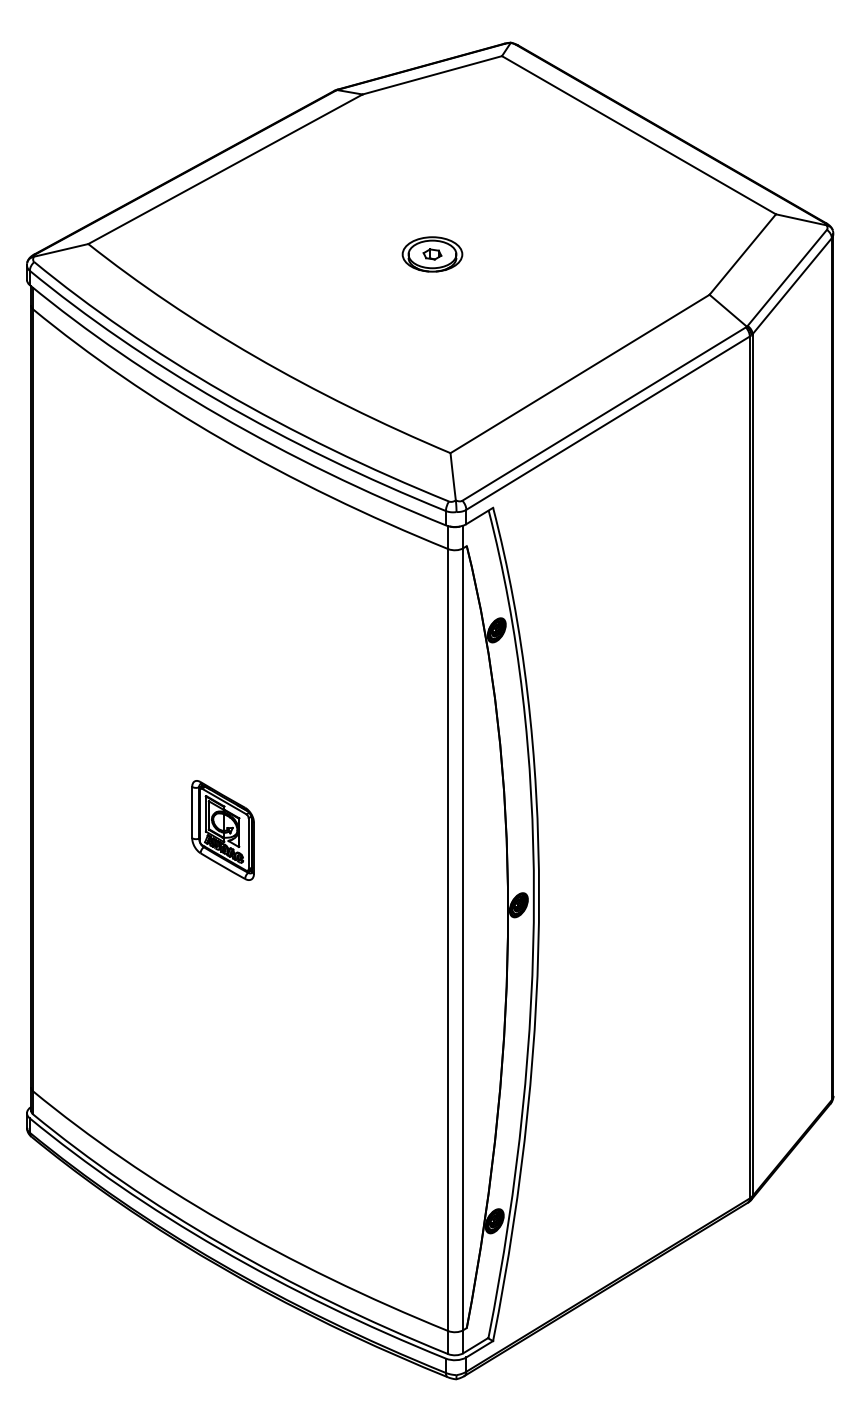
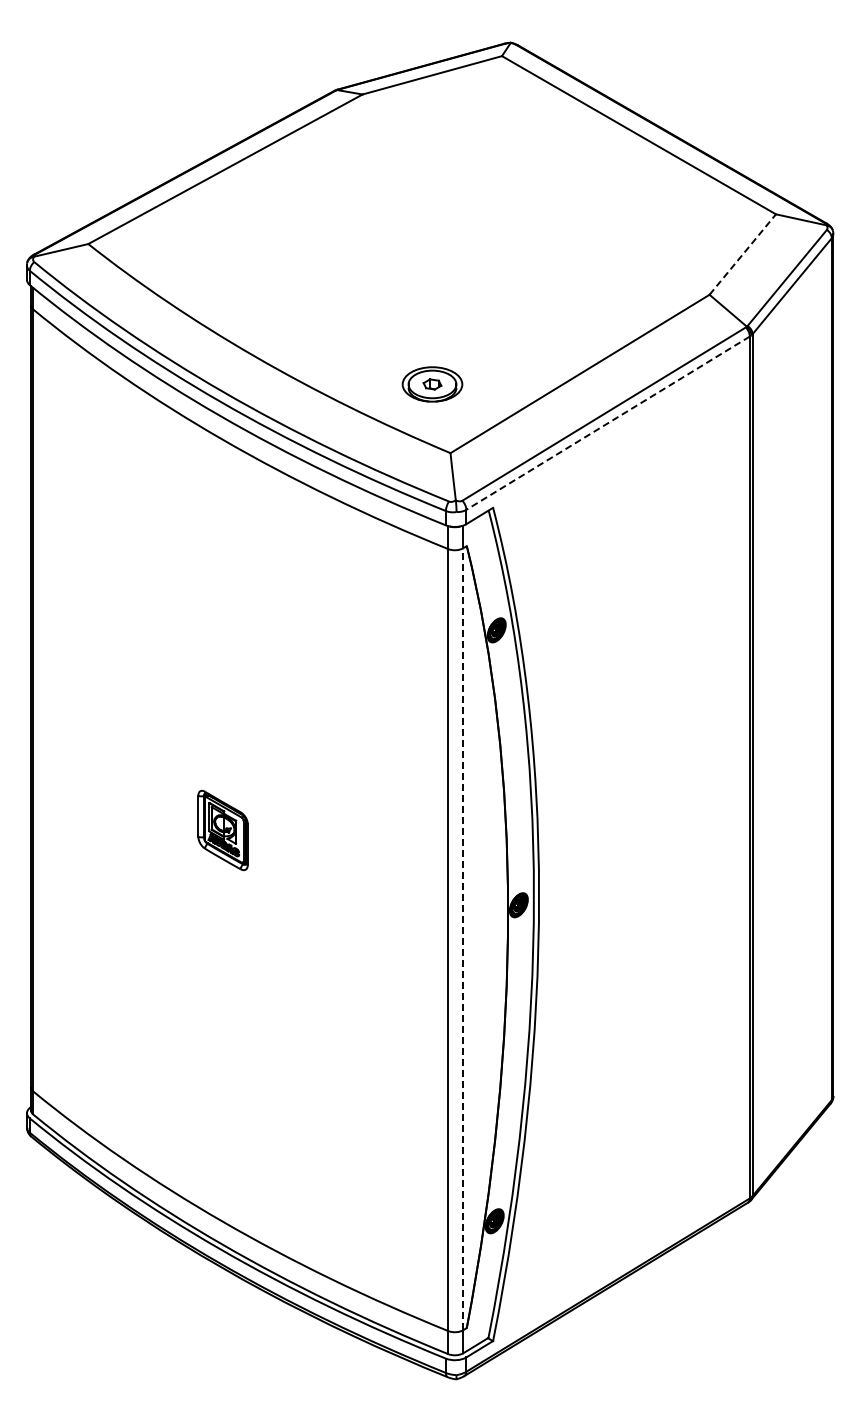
part position: (432, 254) -> (432, 384) (432, 384)
line: solid -> dashed (743, 254)
line: solid -> dashed (607, 423)
part size: 64x101 px -> 52x83 px (222, 830)
line: solid -> dashed (463, 939)
